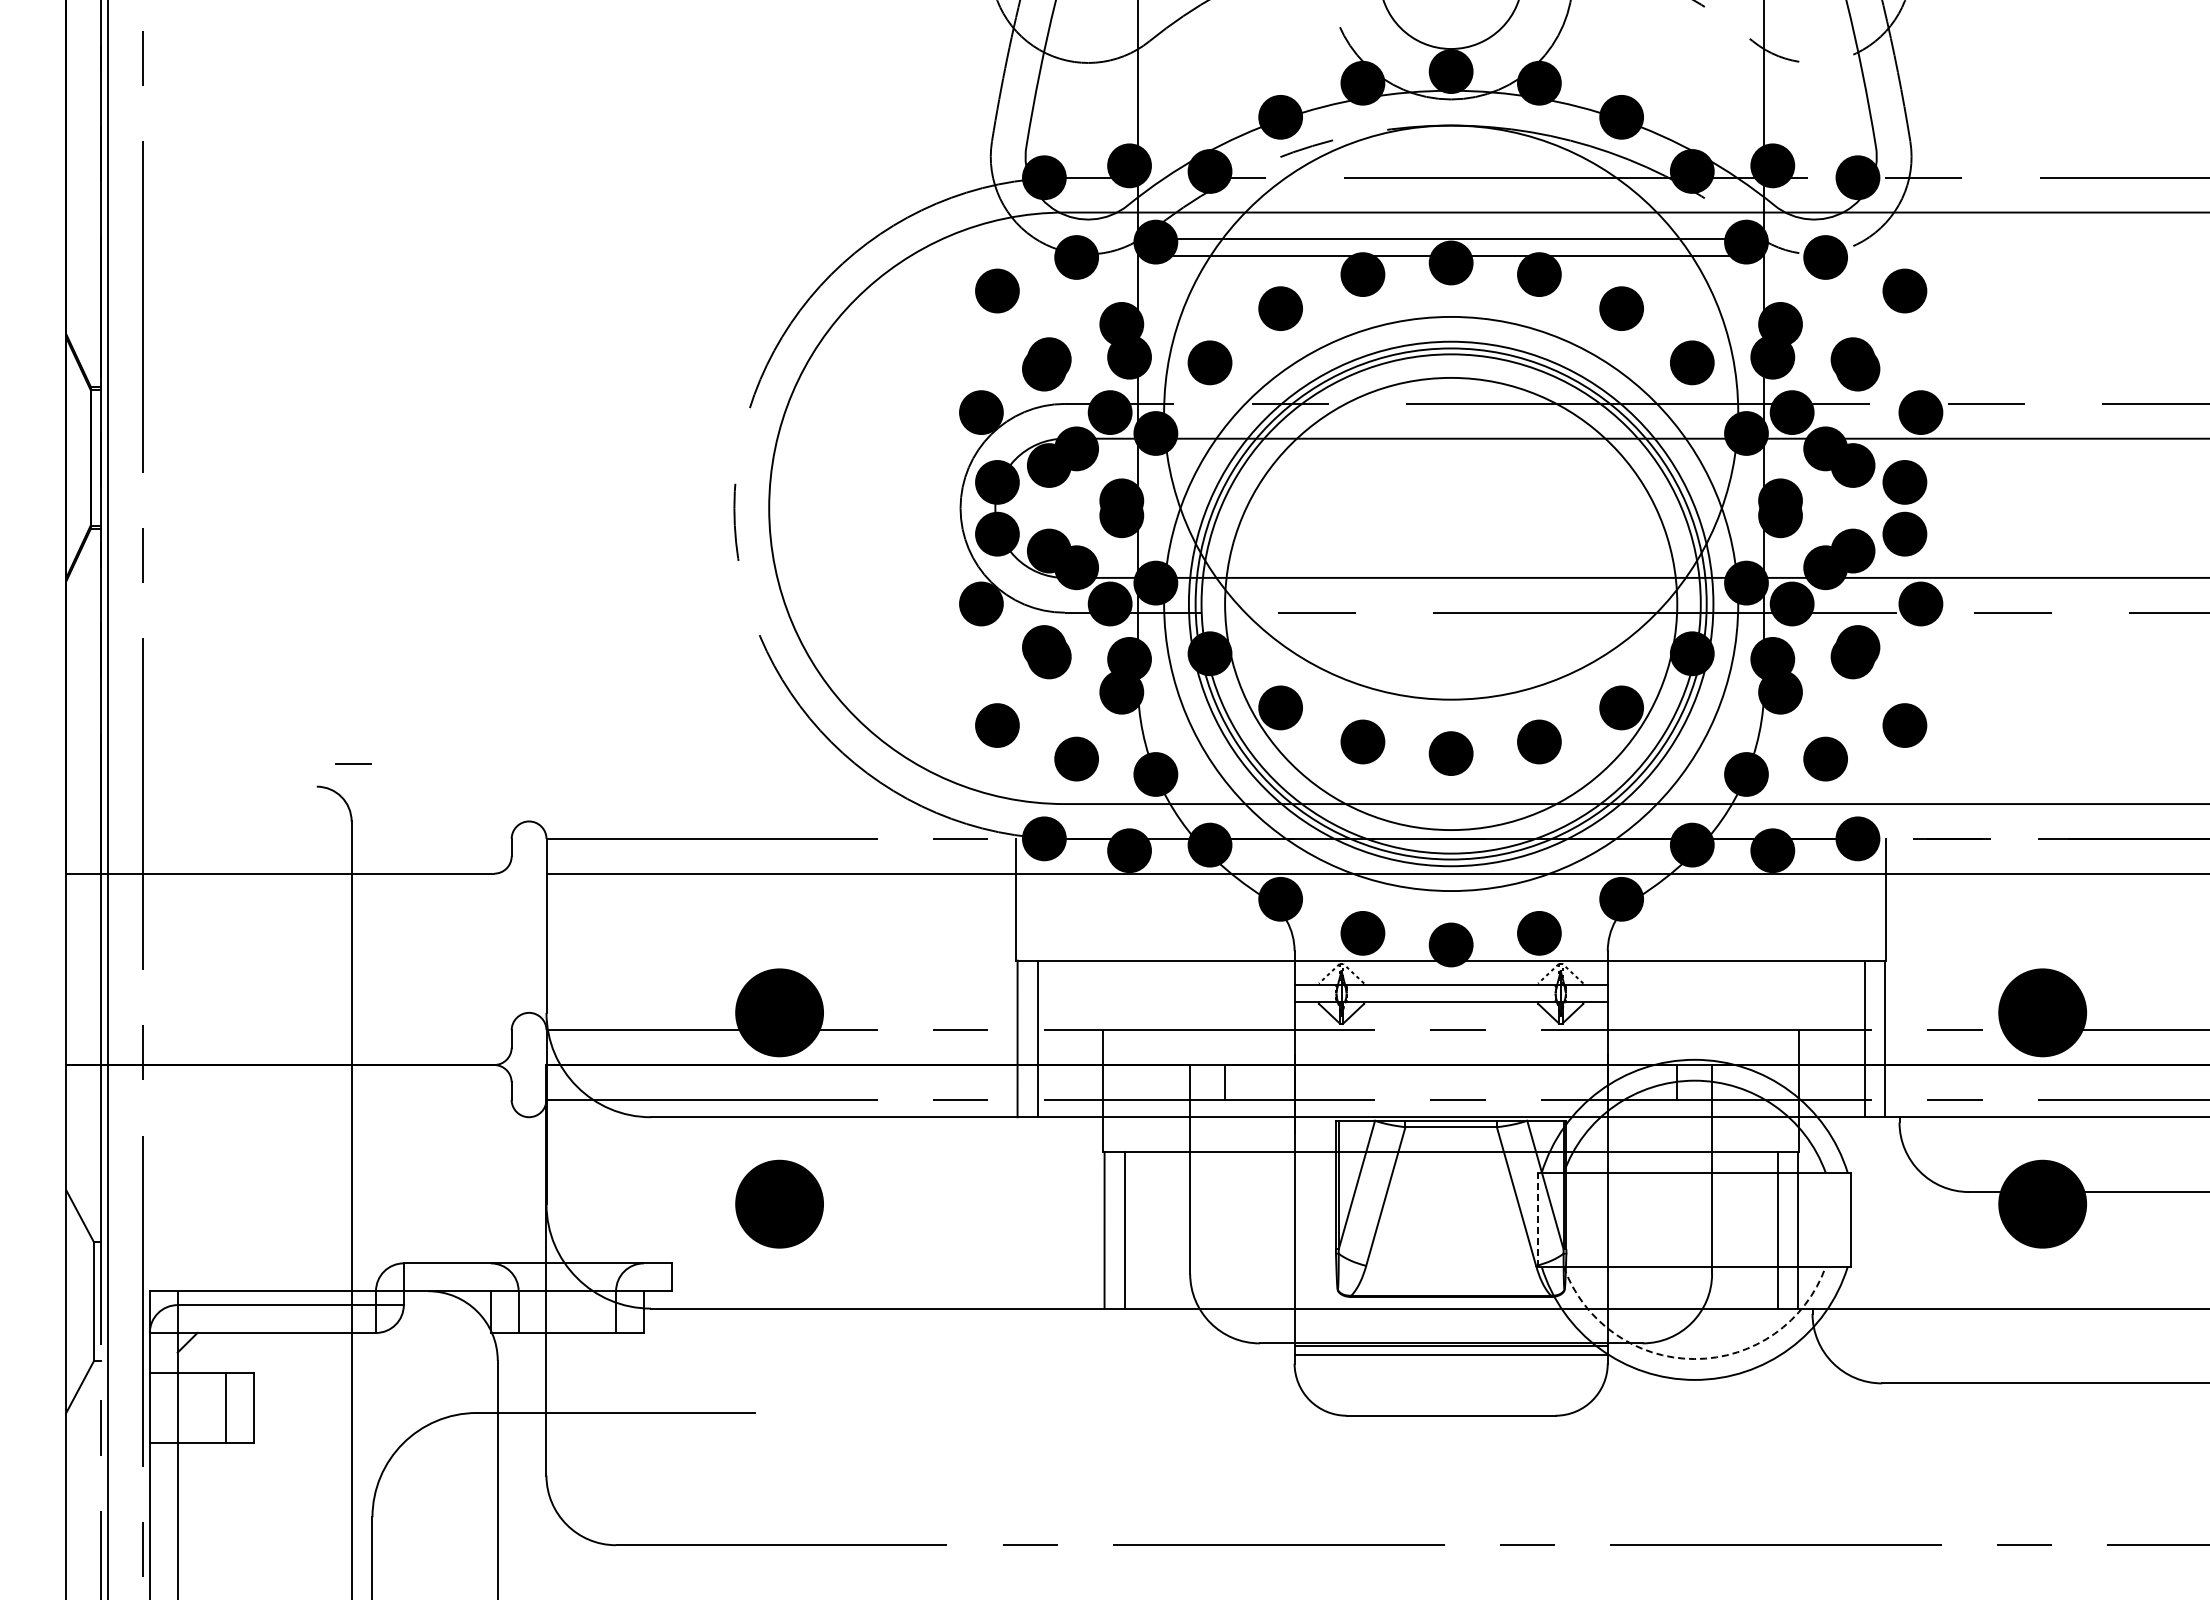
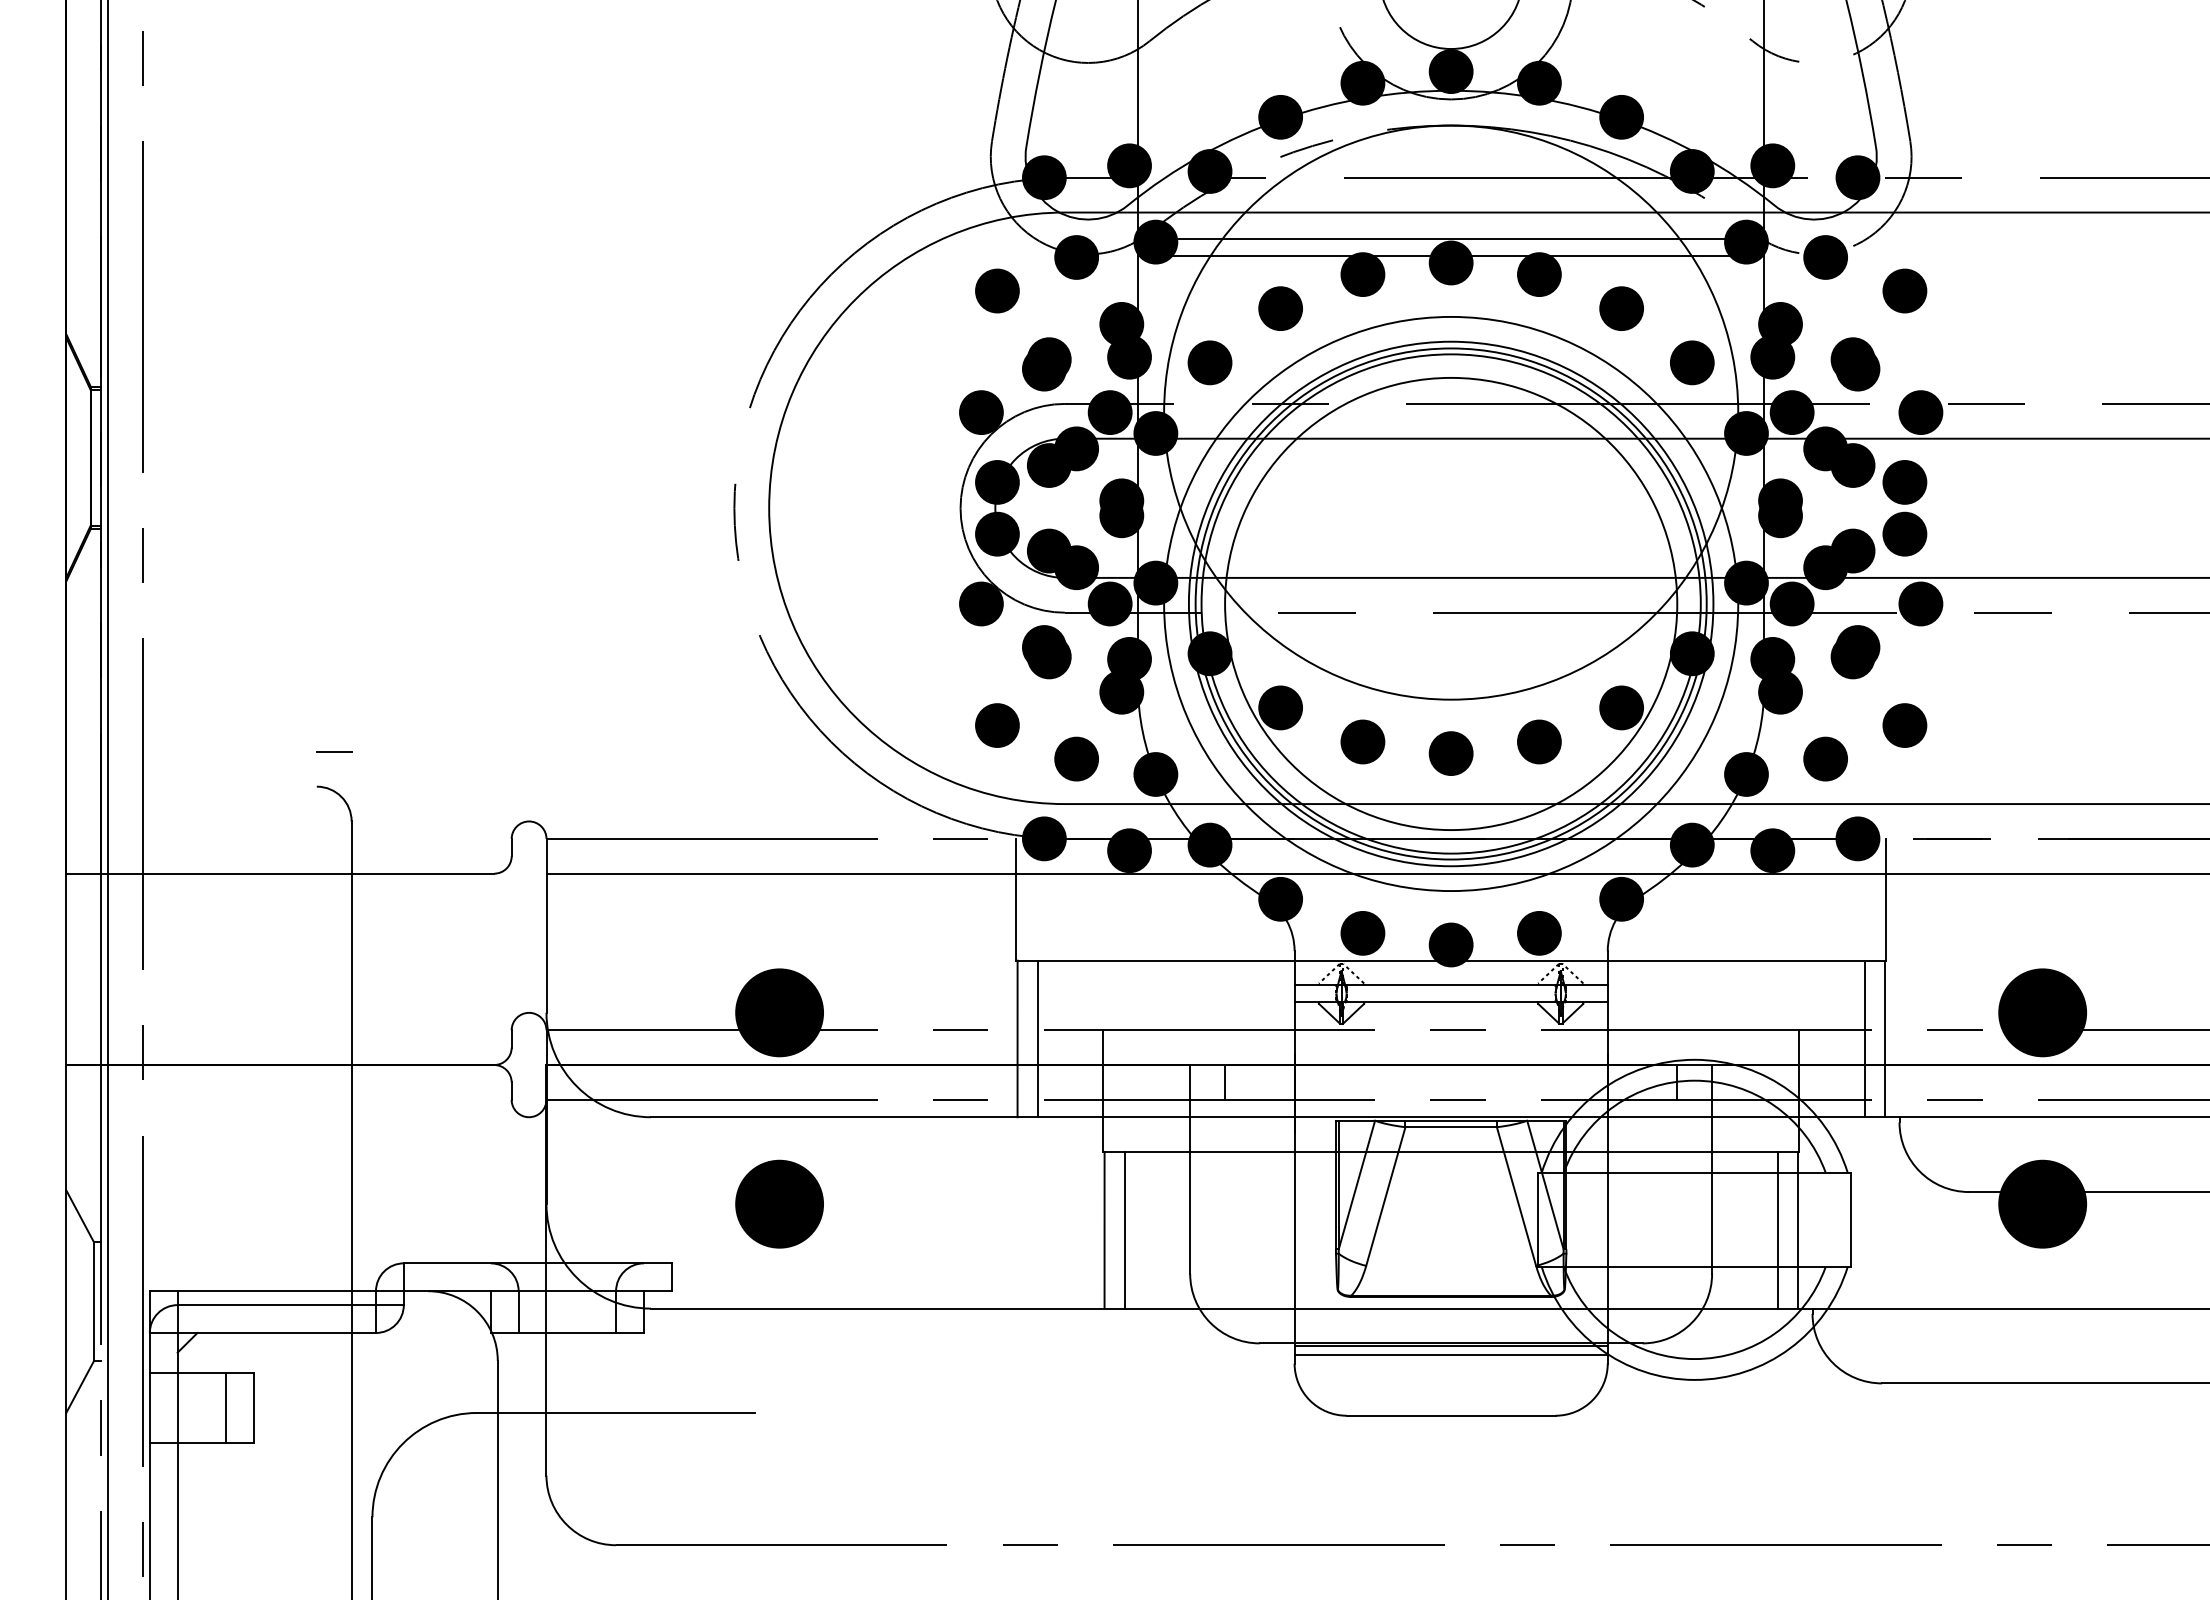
line position: (353, 763) -> (334, 751) (334, 751)
line: dashed -> solid (1538, 1219)
arc: dashed -> solid (1694, 1359)
